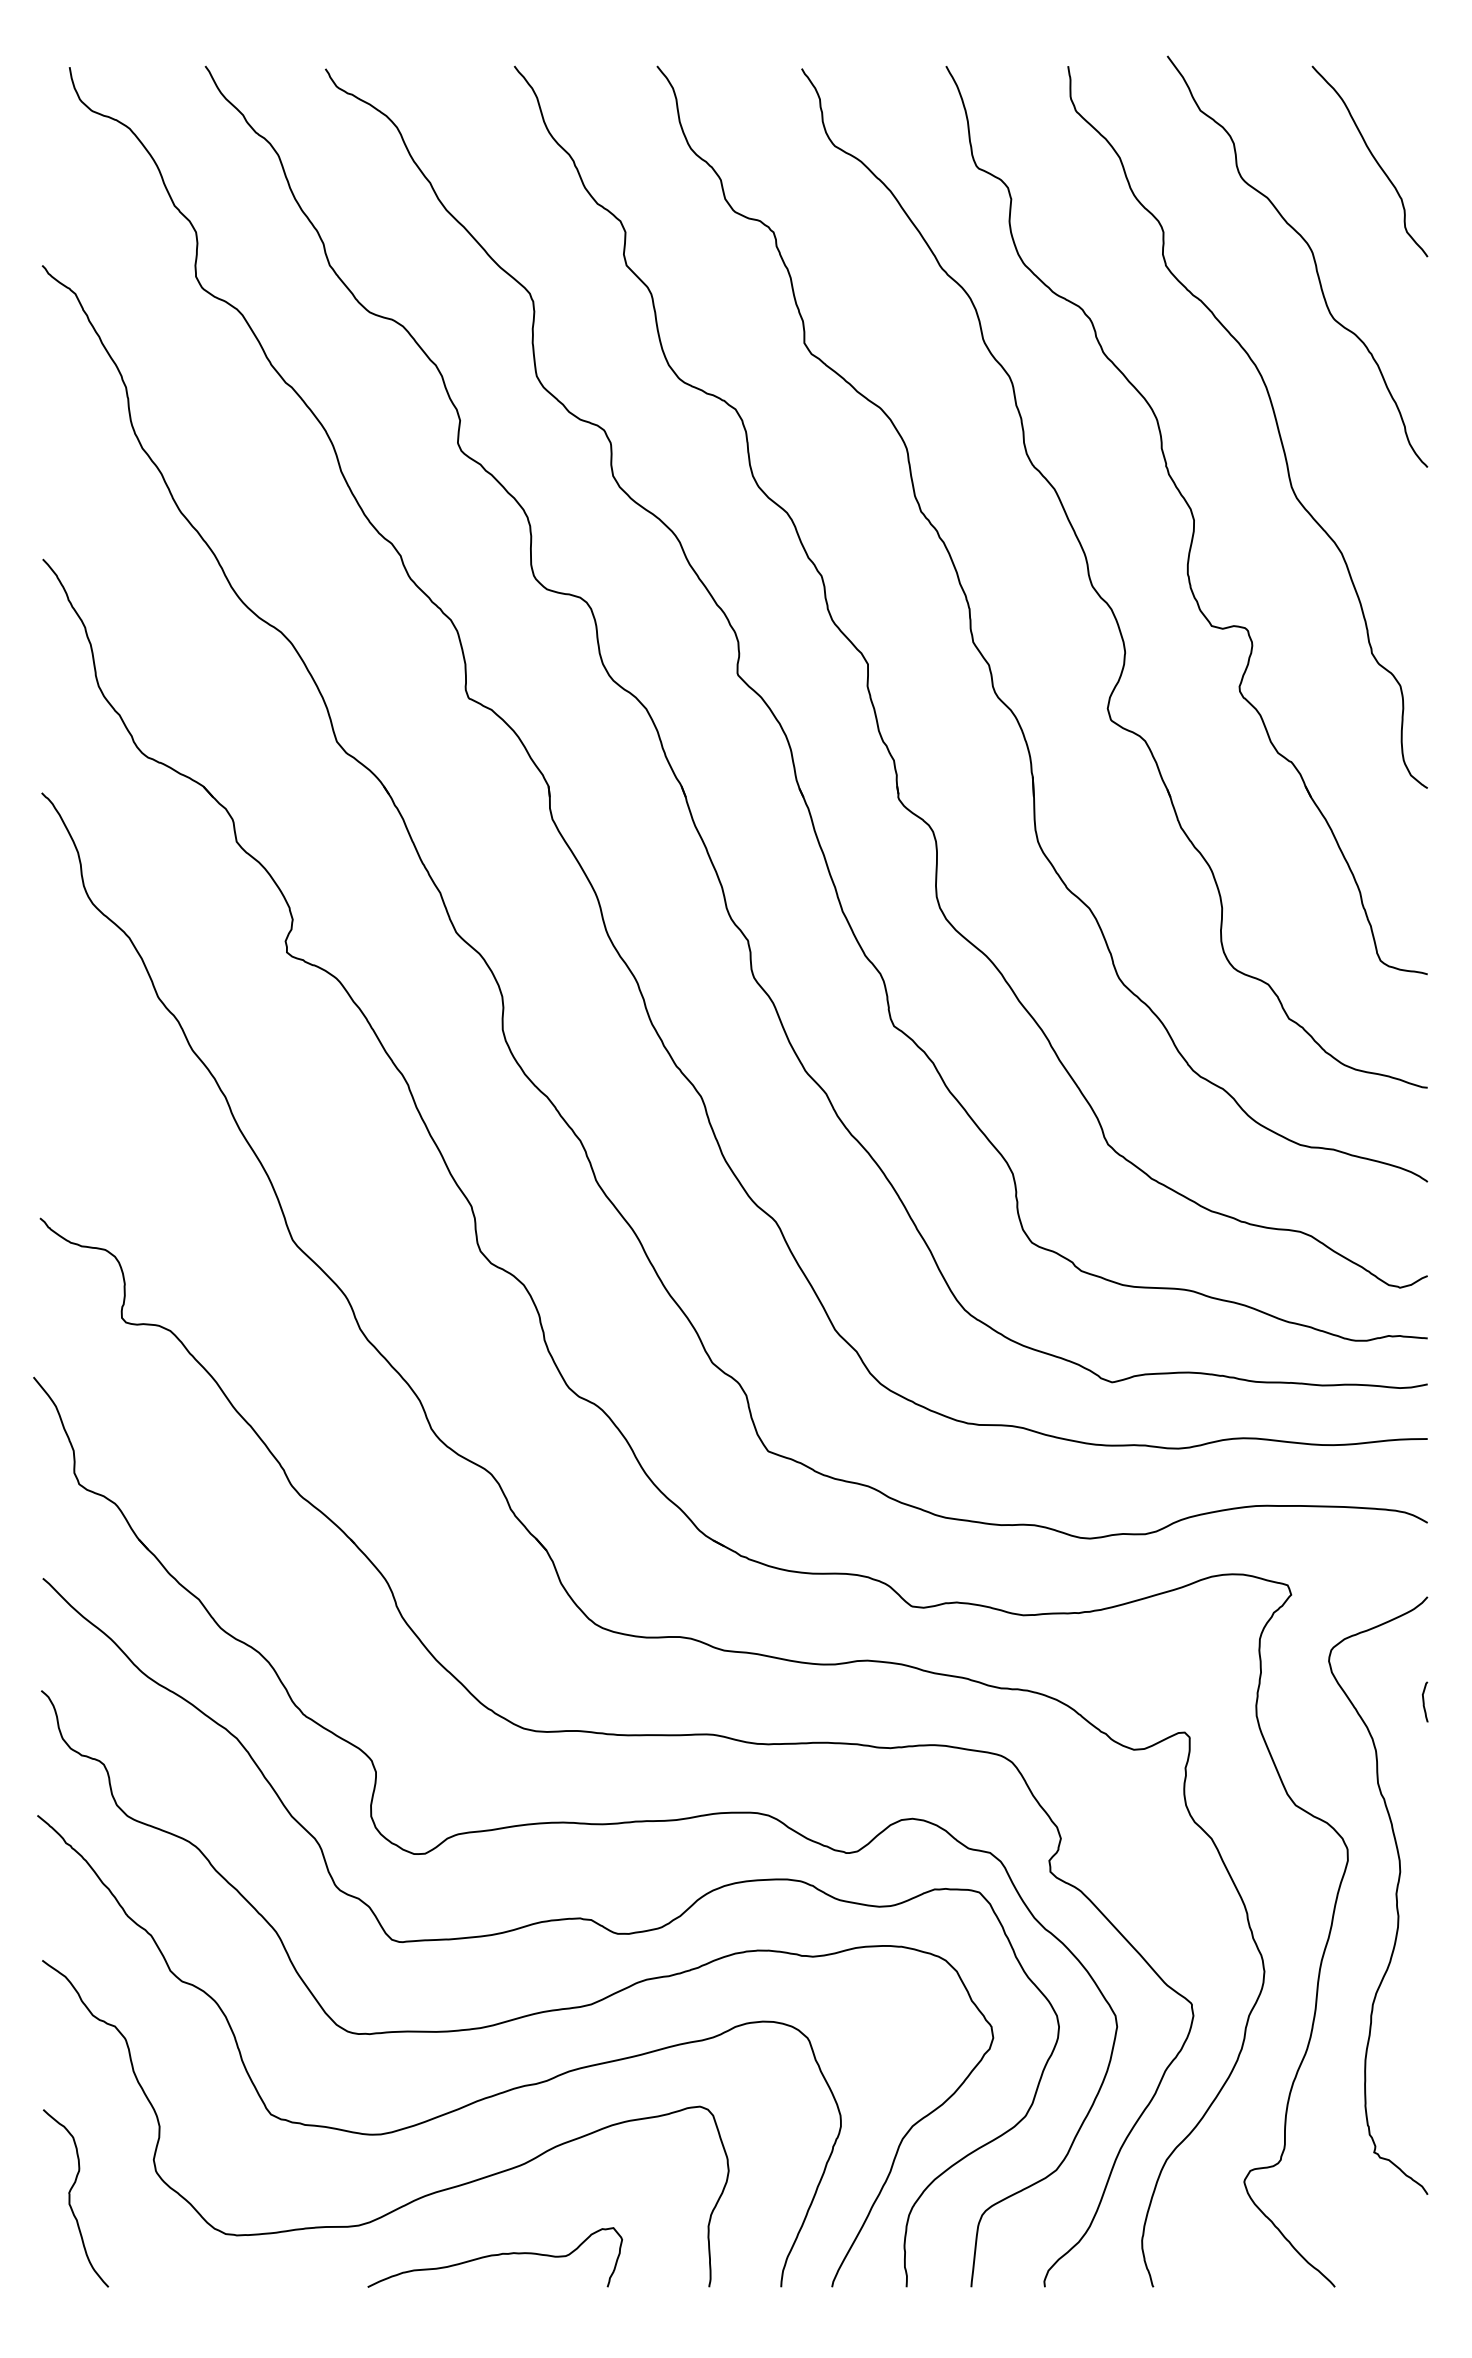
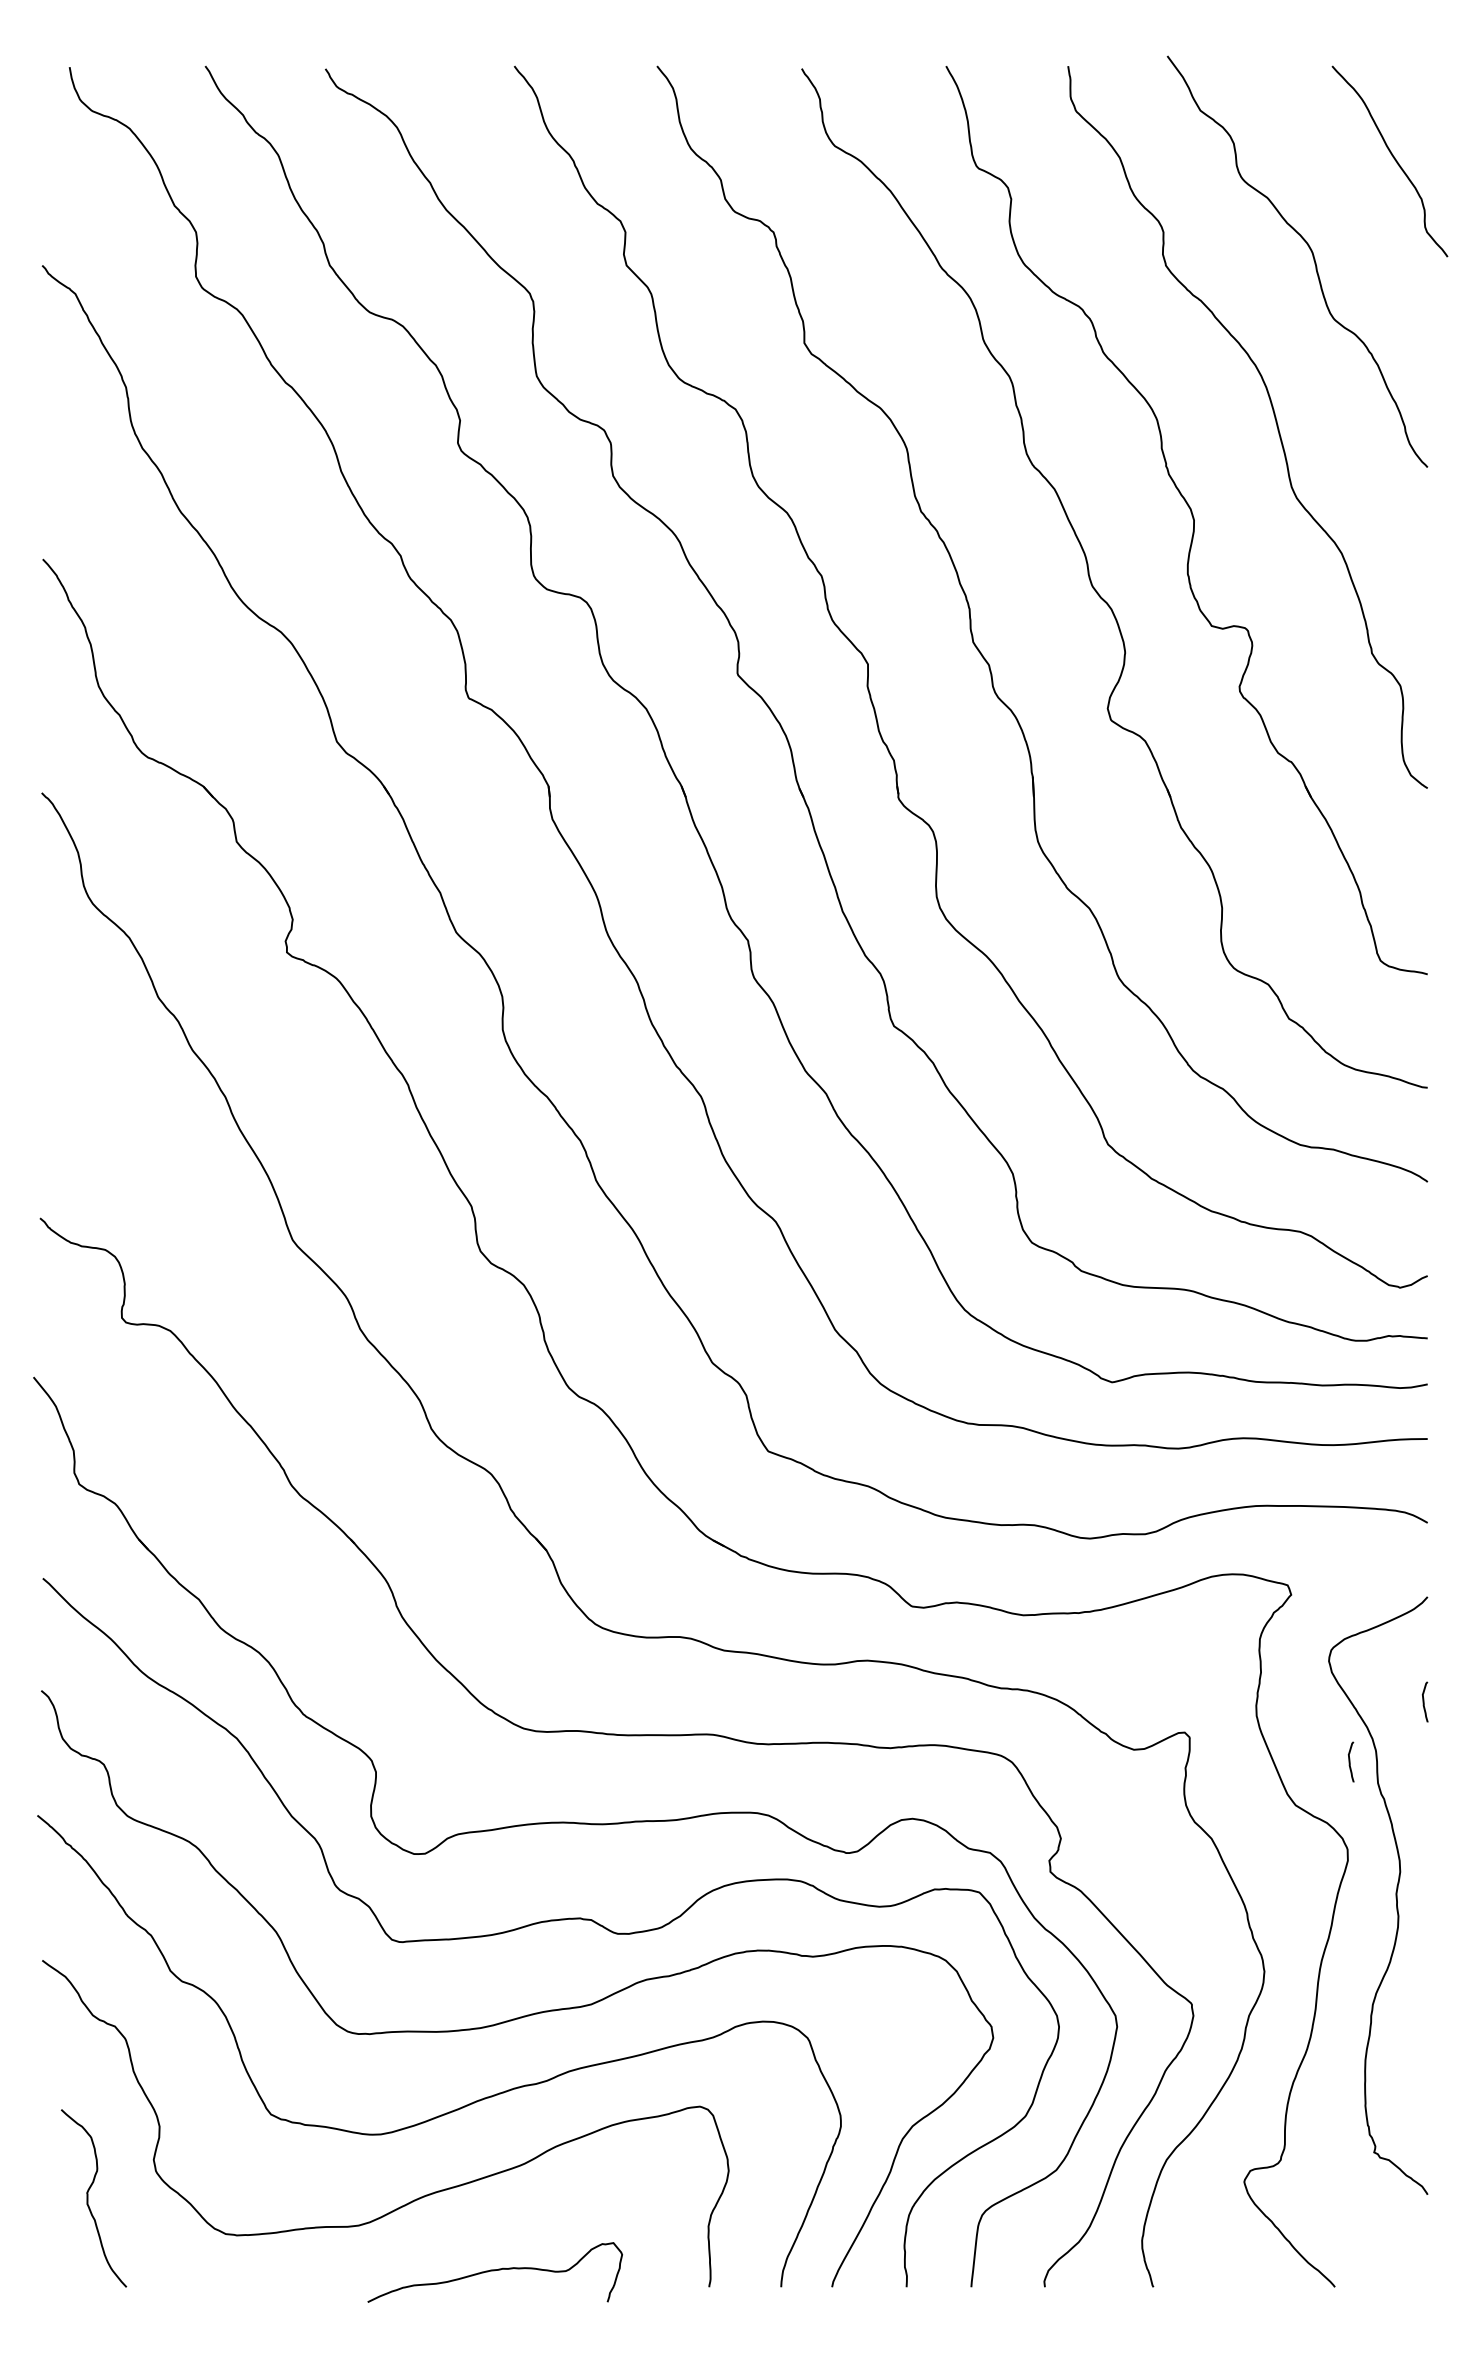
curve position: (1372, 157) -> (1392, 157) (1392, 157)
curve: none -> present (1350, 1761)
curve position: (70, 2198) -> (88, 2198) (88, 2198)
curve position: (494, 2256) -> (494, 2271) (494, 2271)
